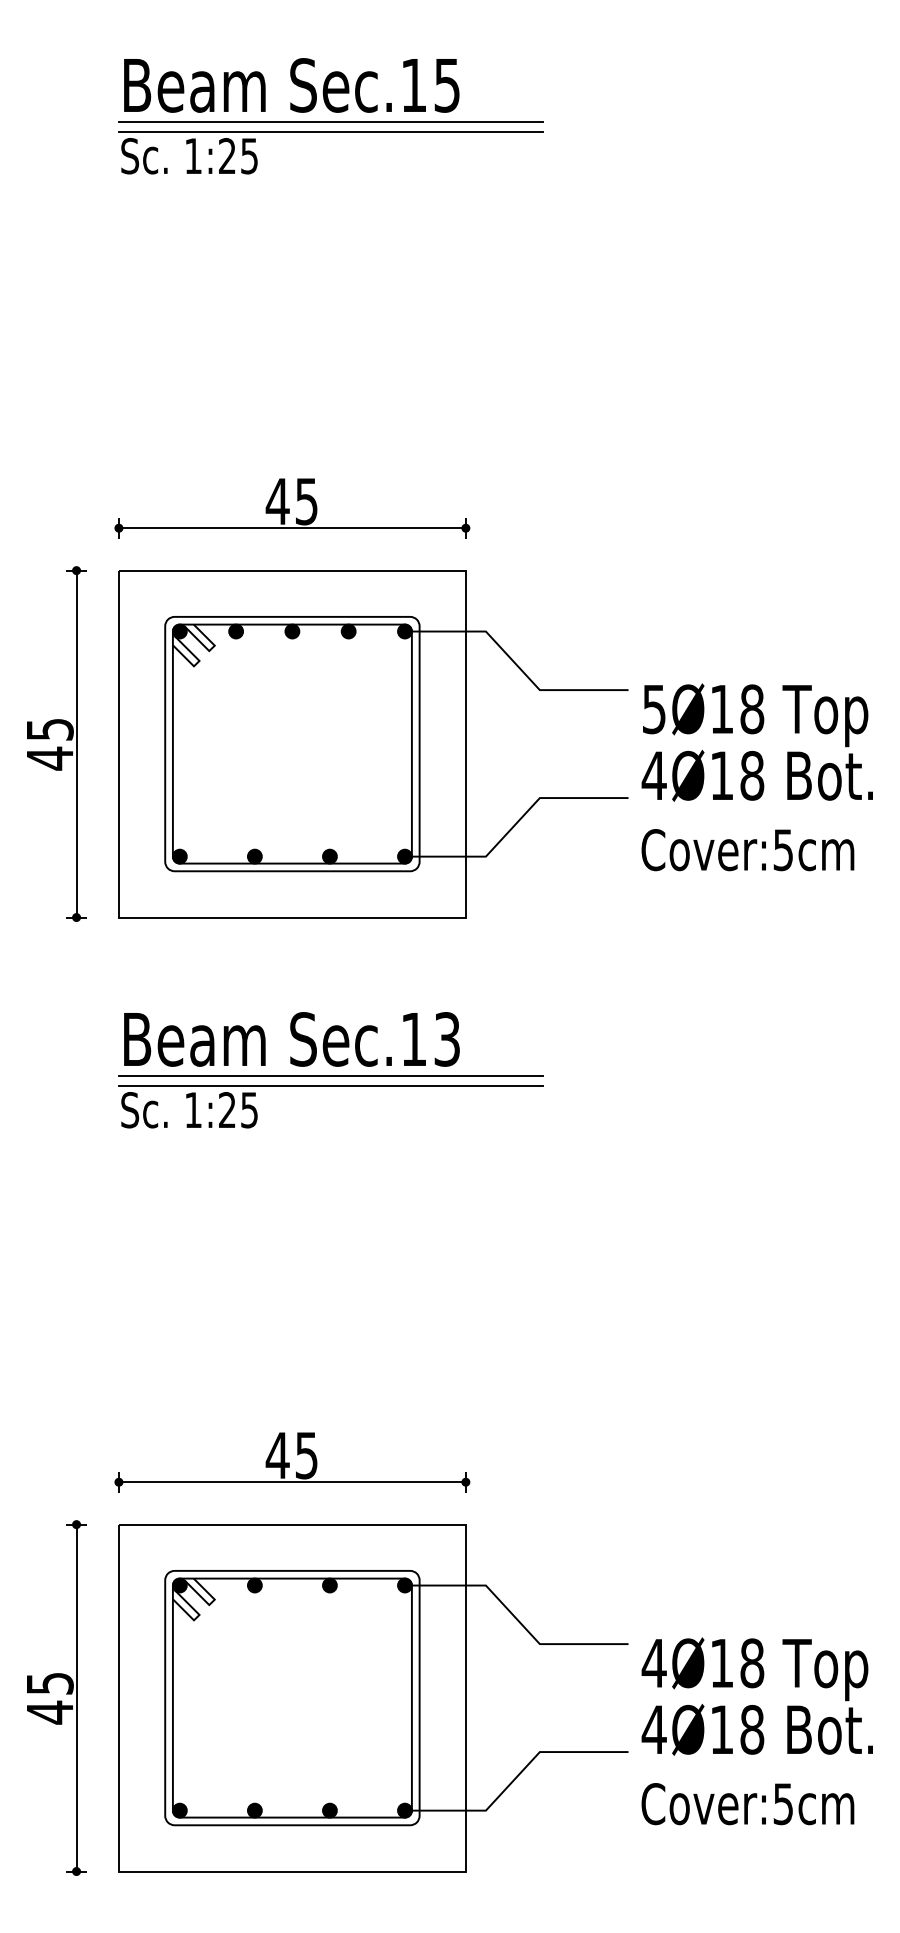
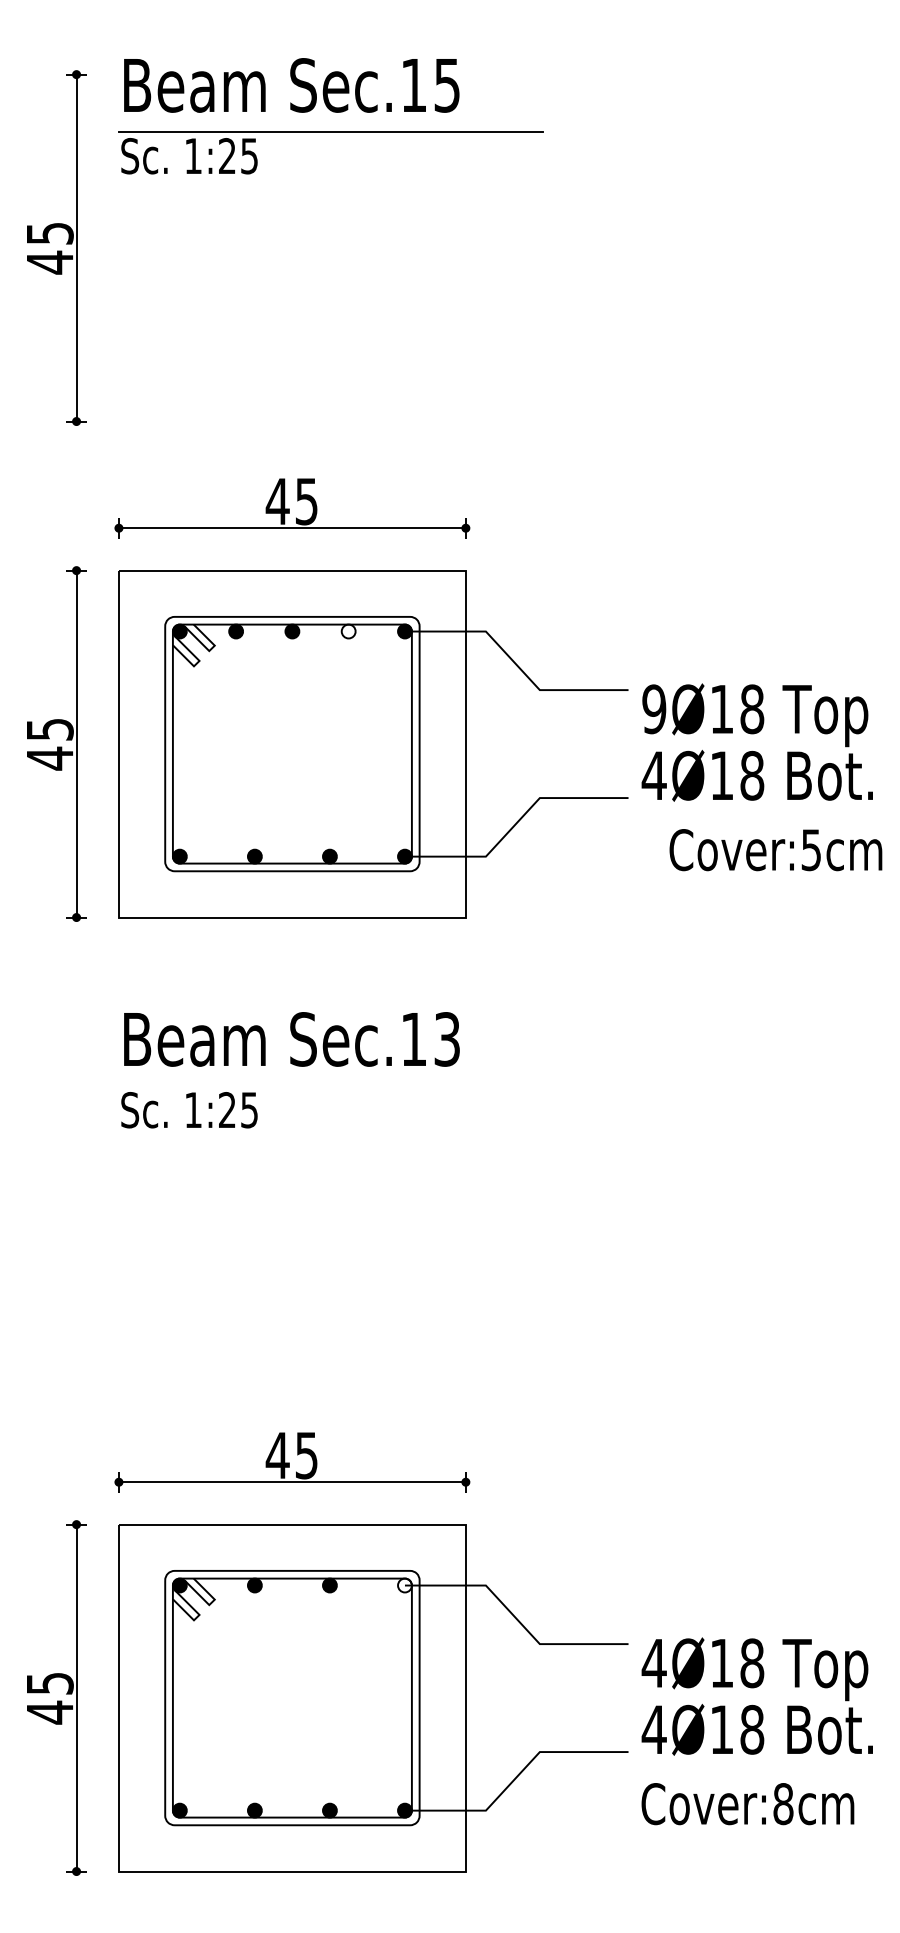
line: present -> none (330, 122)
part: none -> present (56, 247)
fill: present -> none (348, 631)
text: 5Ø18 -> 9Ø18 (654, 709)
text position: (747, 850) -> (775, 850) (775, 850)
line: present -> none (330, 1076)
line: present -> none (330, 1086)
fill: present -> none (404, 1585)
text: Cover:5cm -> Cover:8cm (783, 1804)
